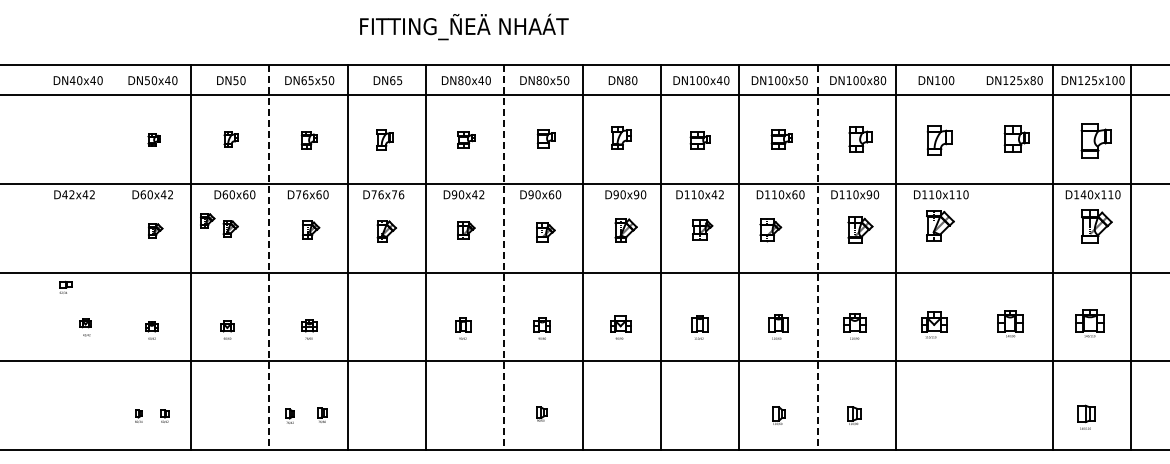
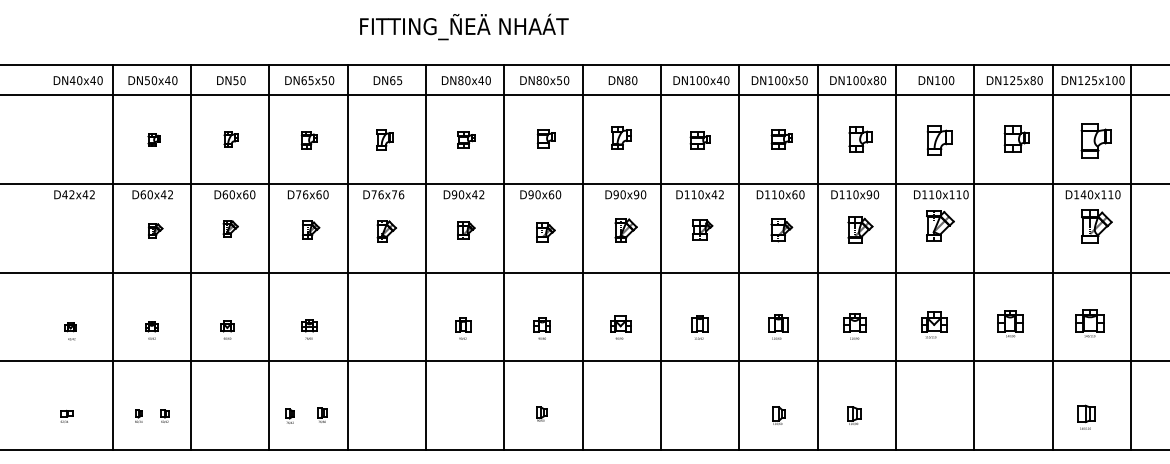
part: present -> none (207, 220)
part position: (770, 230) -> (781, 230) (781, 230)
line: none -> present (112, 257)
line: dashed -> solid (269, 257)
line: dashed -> solid (504, 257)
line: dashed -> solid (817, 257)
line: none -> present (974, 257)
part position: (65, 286) -> (66, 415) (66, 415)
part position: (85, 327) -> (70, 331) (70, 331)
